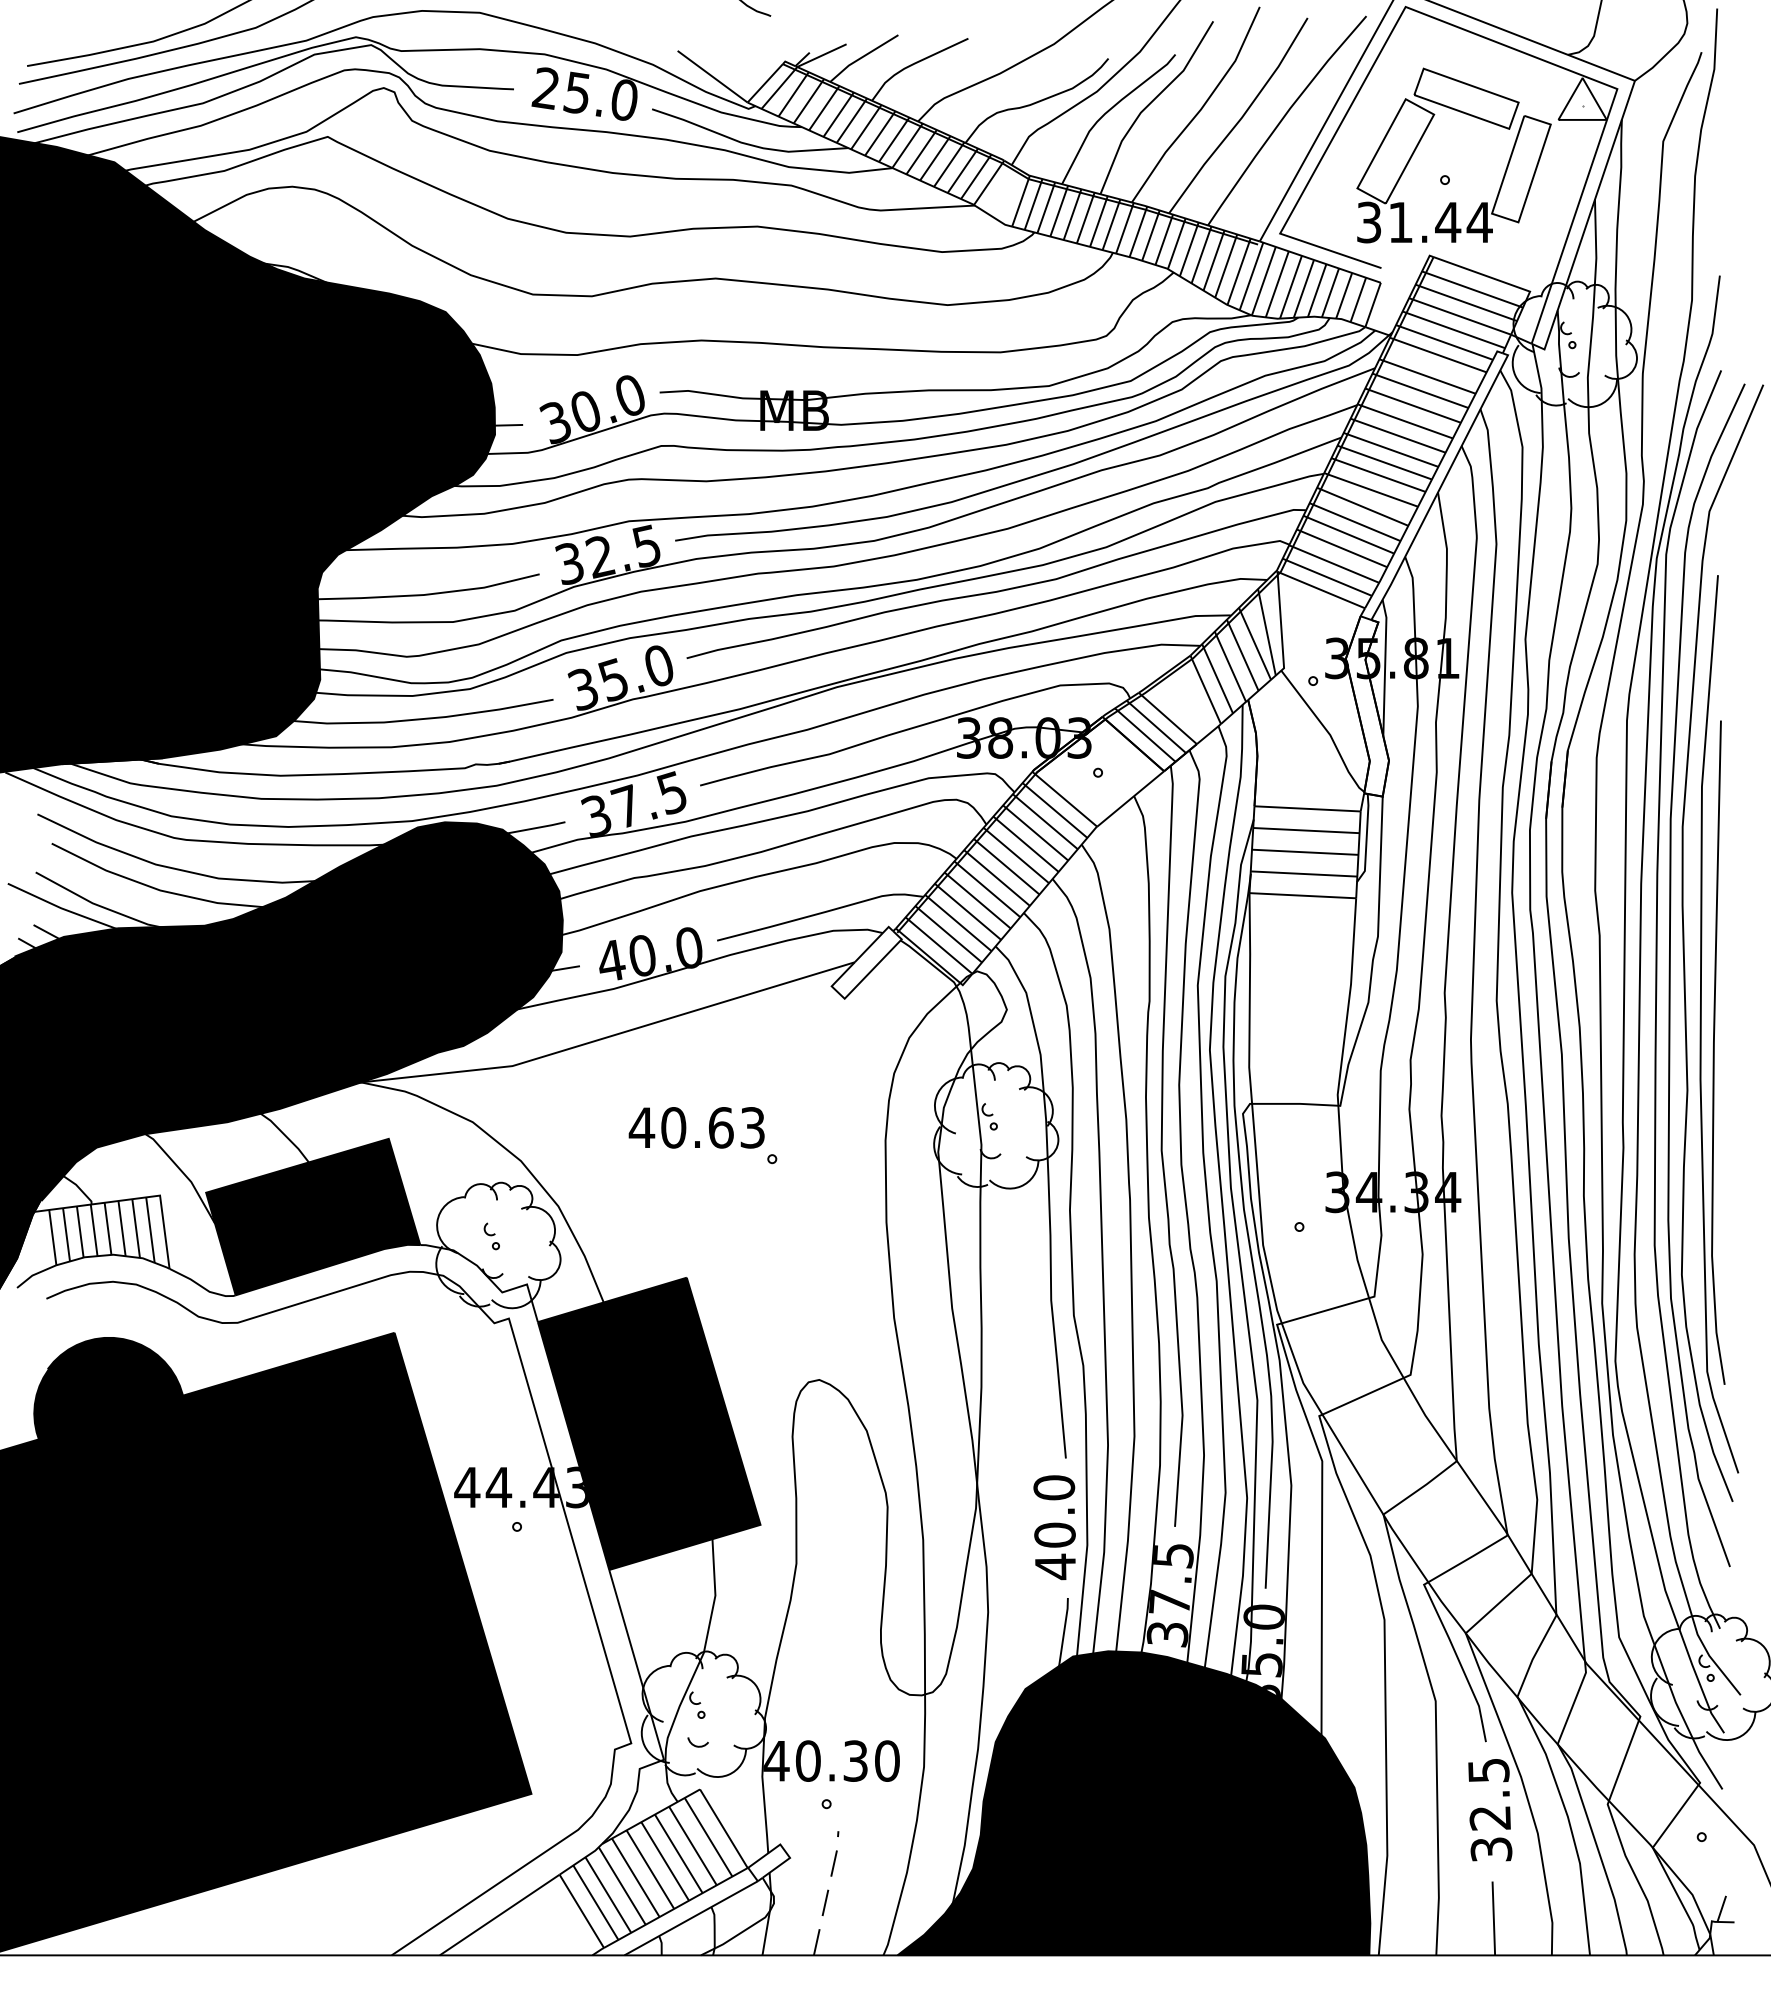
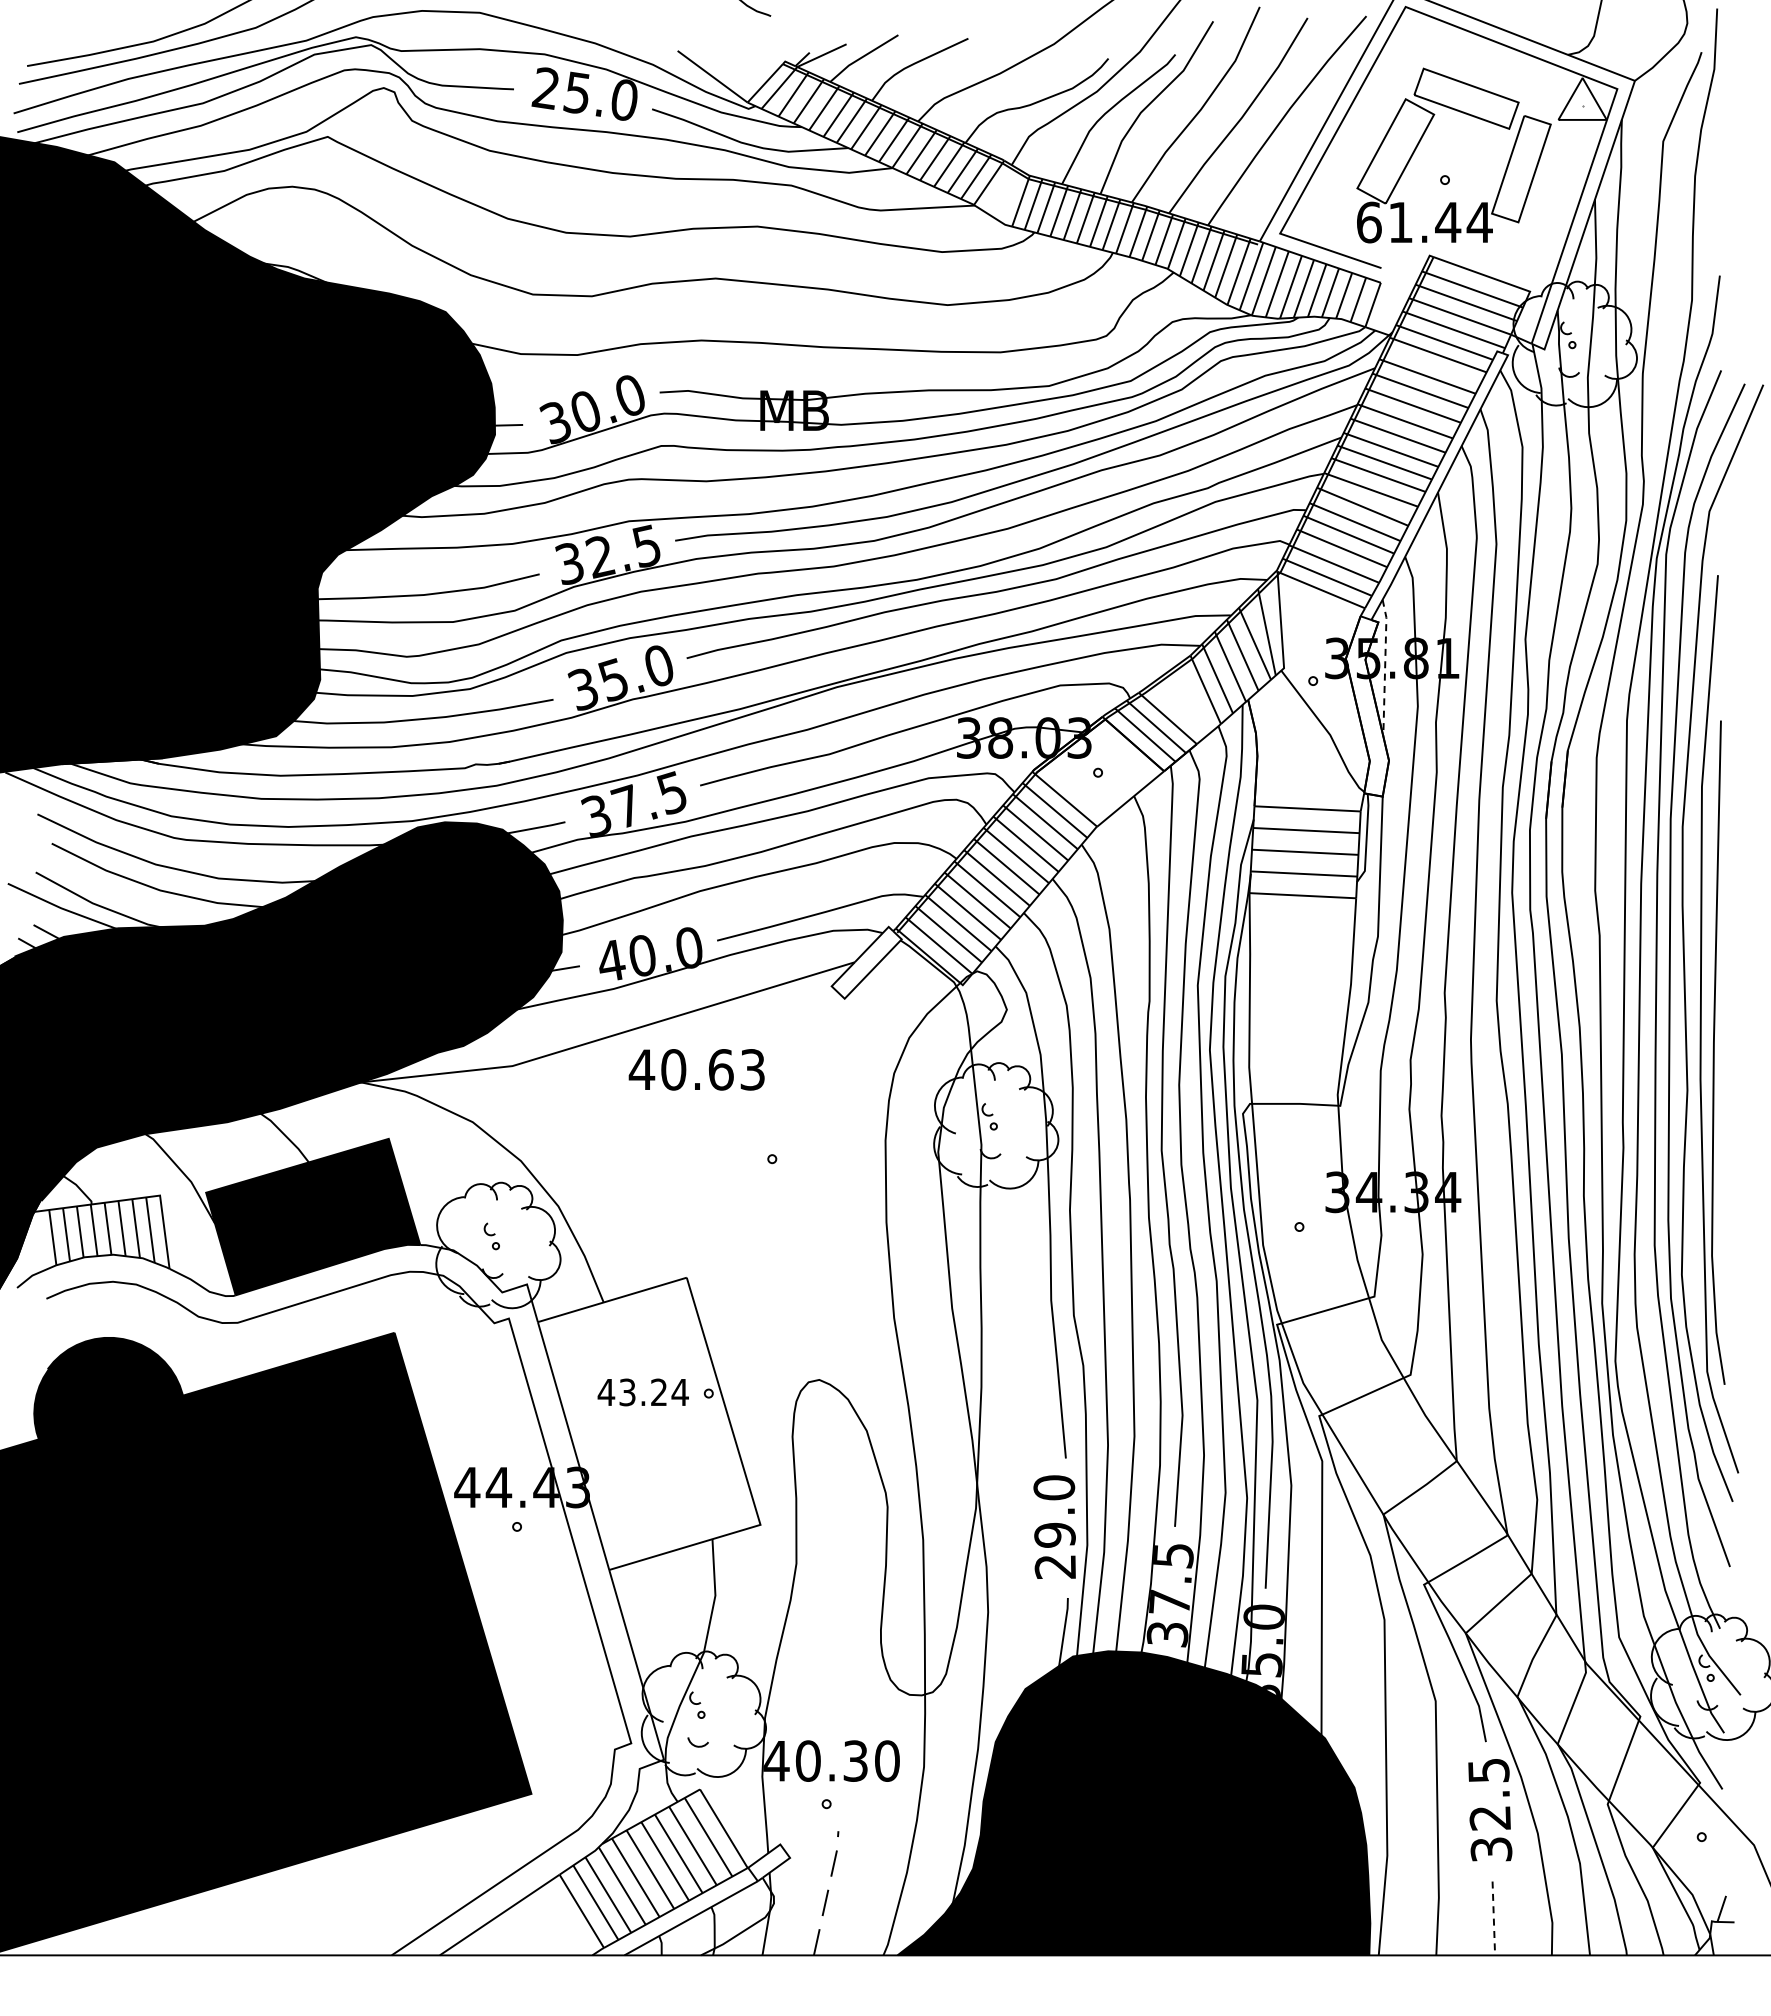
text: 31.44 -> 61.44 (1369, 222)
line: solid -> dashed (1385, 667)
text position: (696, 1127) -> (696, 1069) (696, 1069)
fill: present -> none (648, 1423)
text: 40.0 -> 29.0 (1054, 1551)
line: solid -> dashed (1493, 1918)
